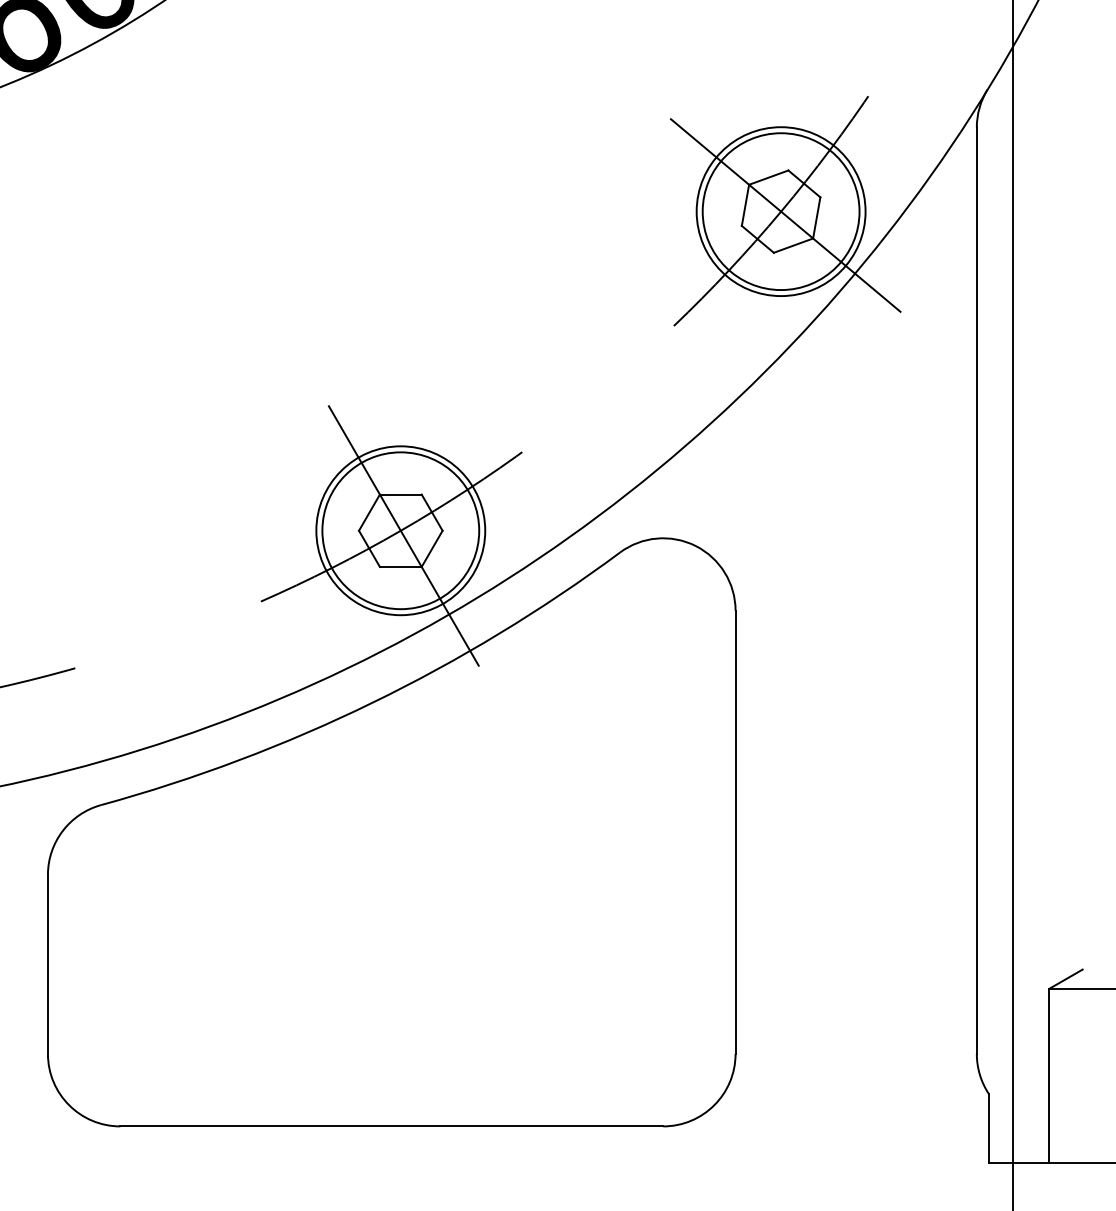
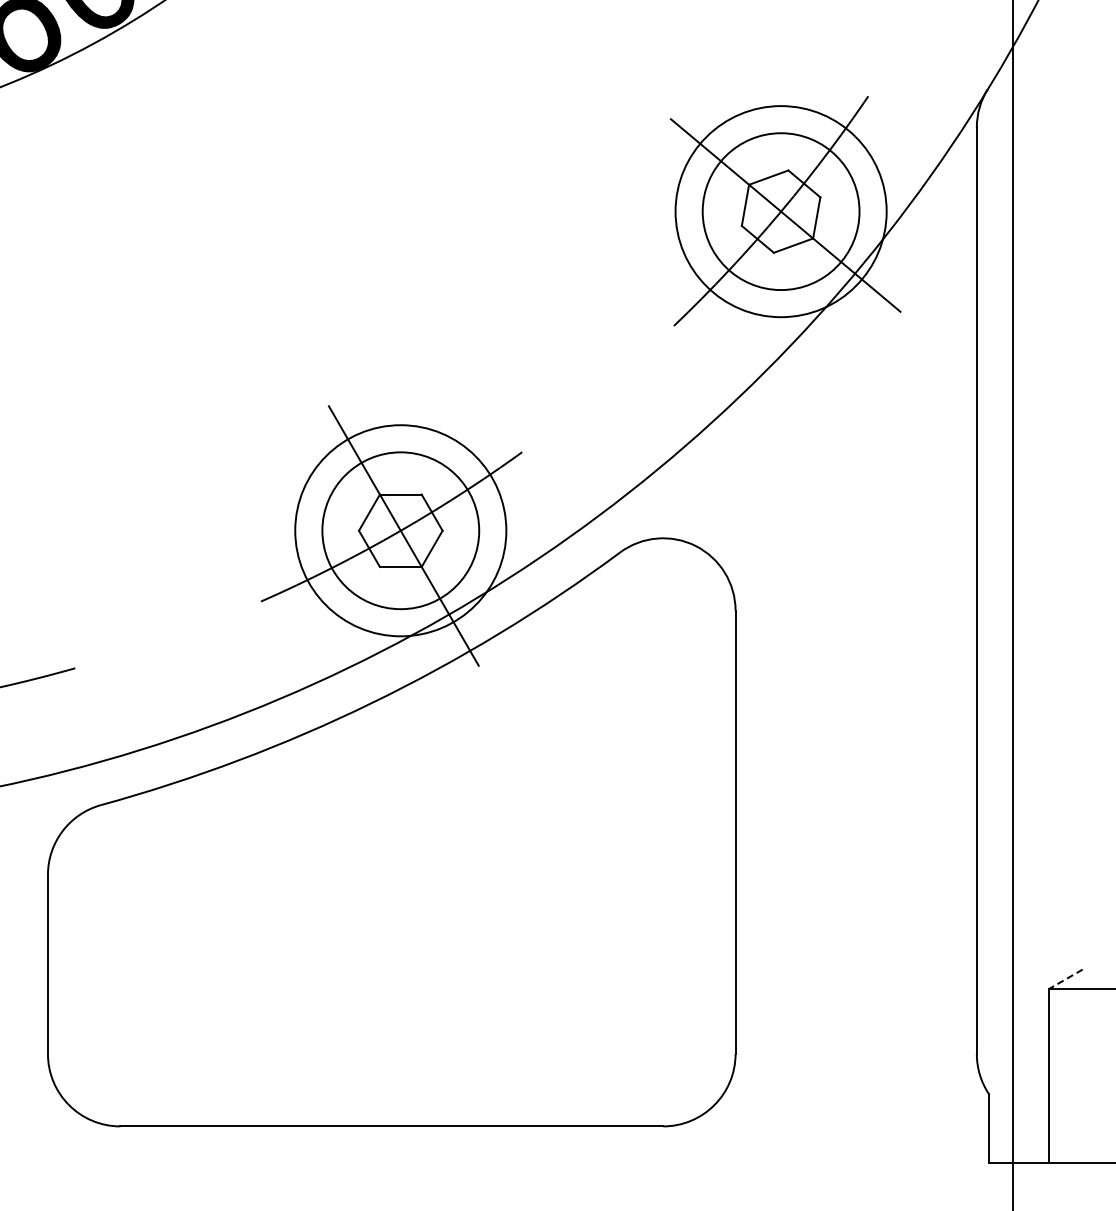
circle diameter: 169 px -> 211 px (780, 211)
circle diameter: 169 px -> 211 px (400, 530)
line: solid -> dashed (1065, 979)
